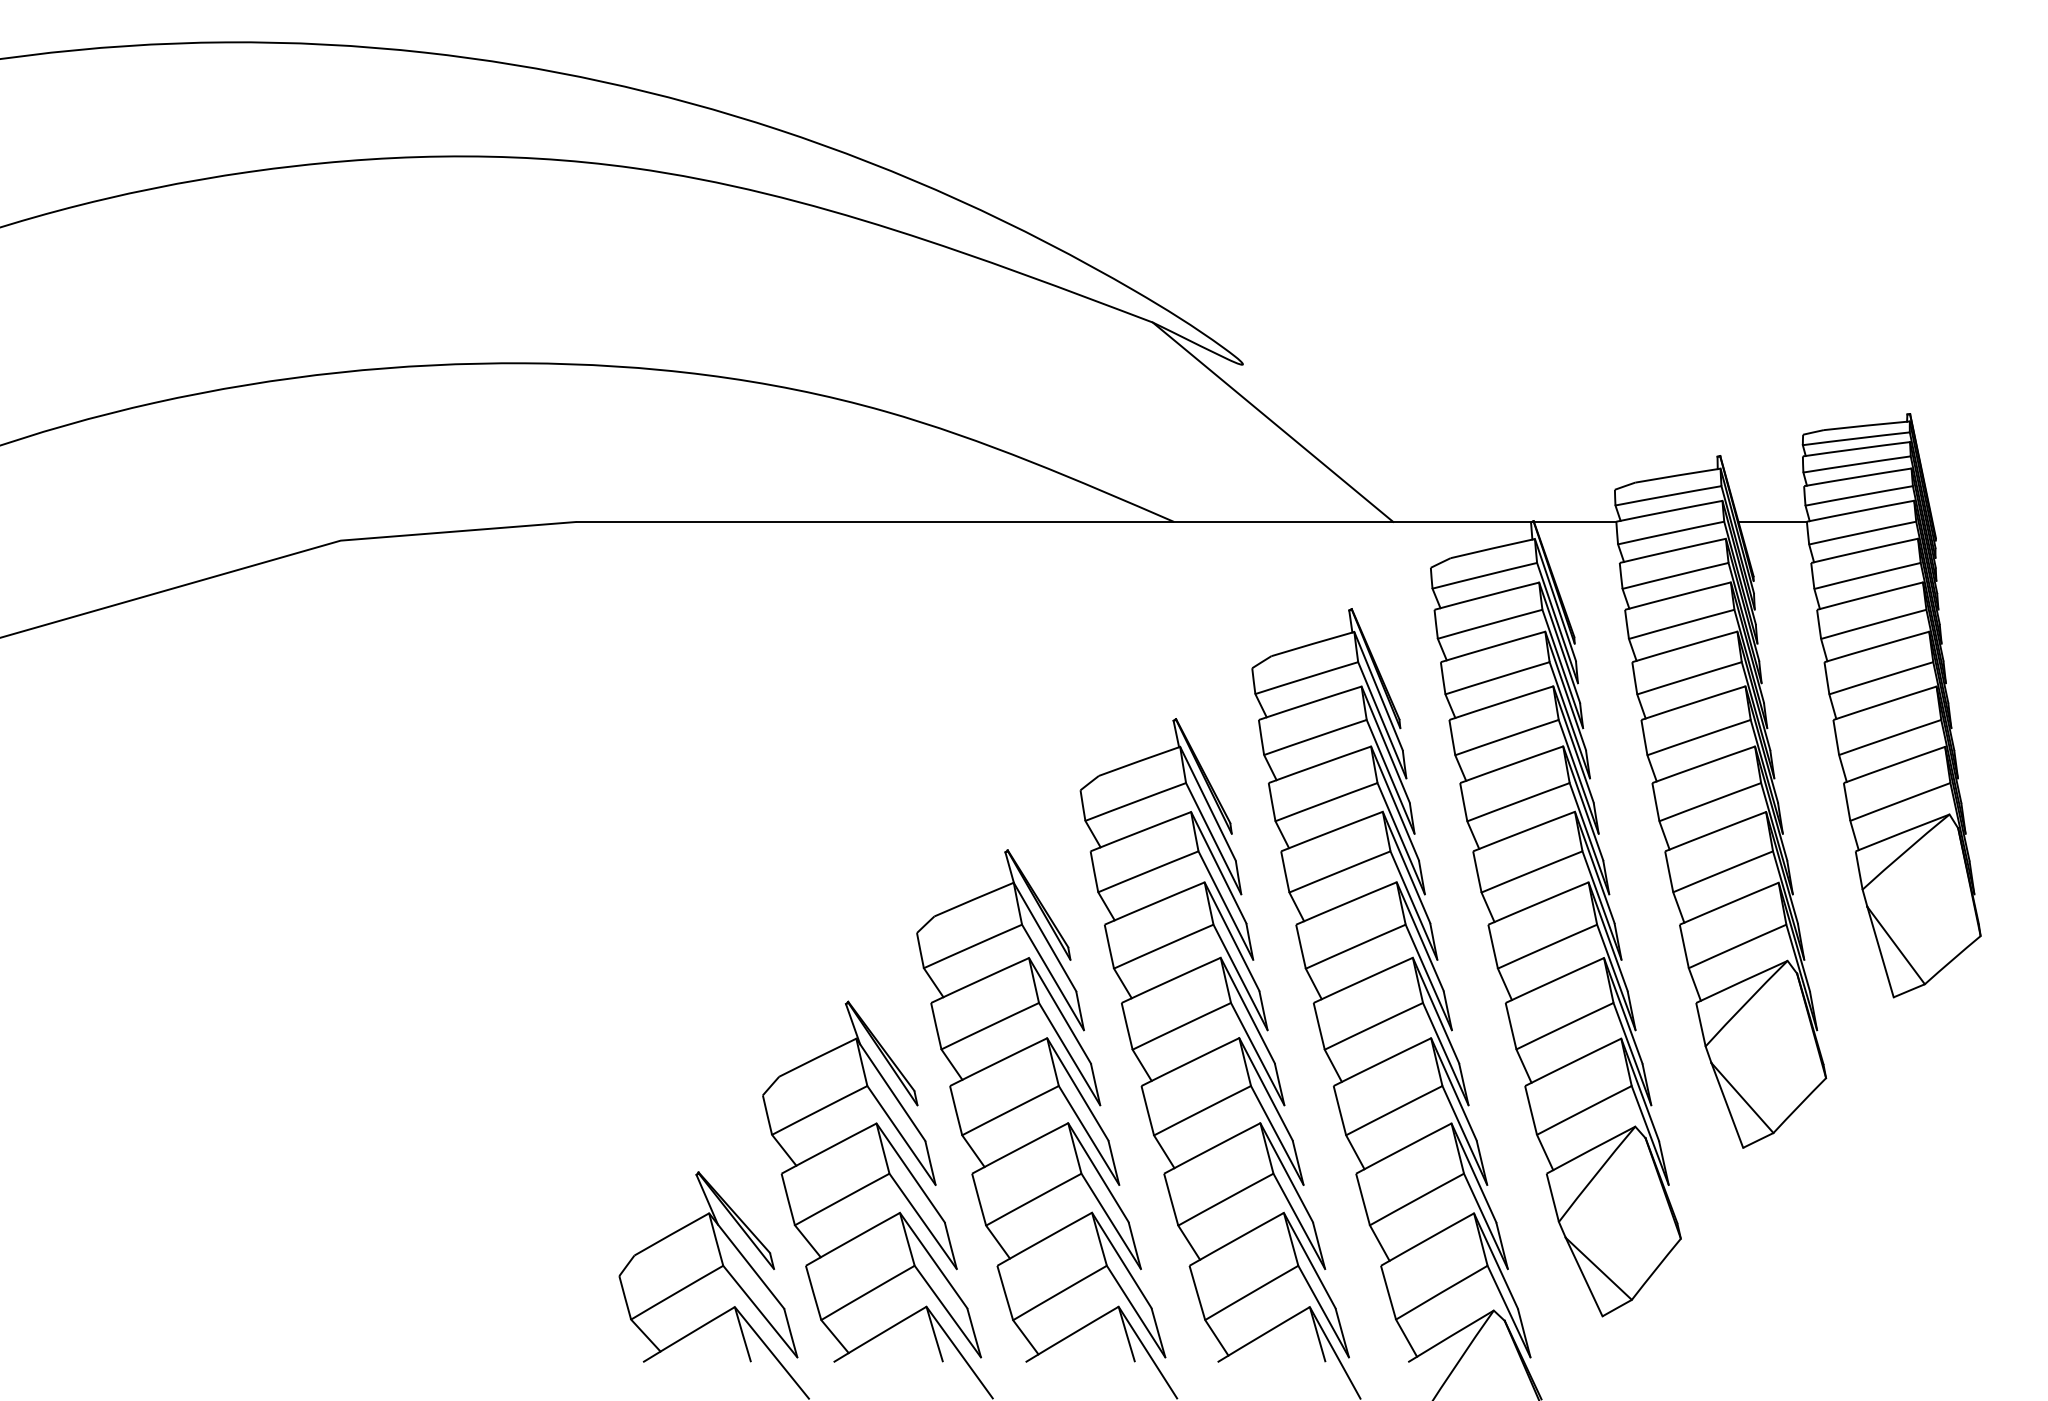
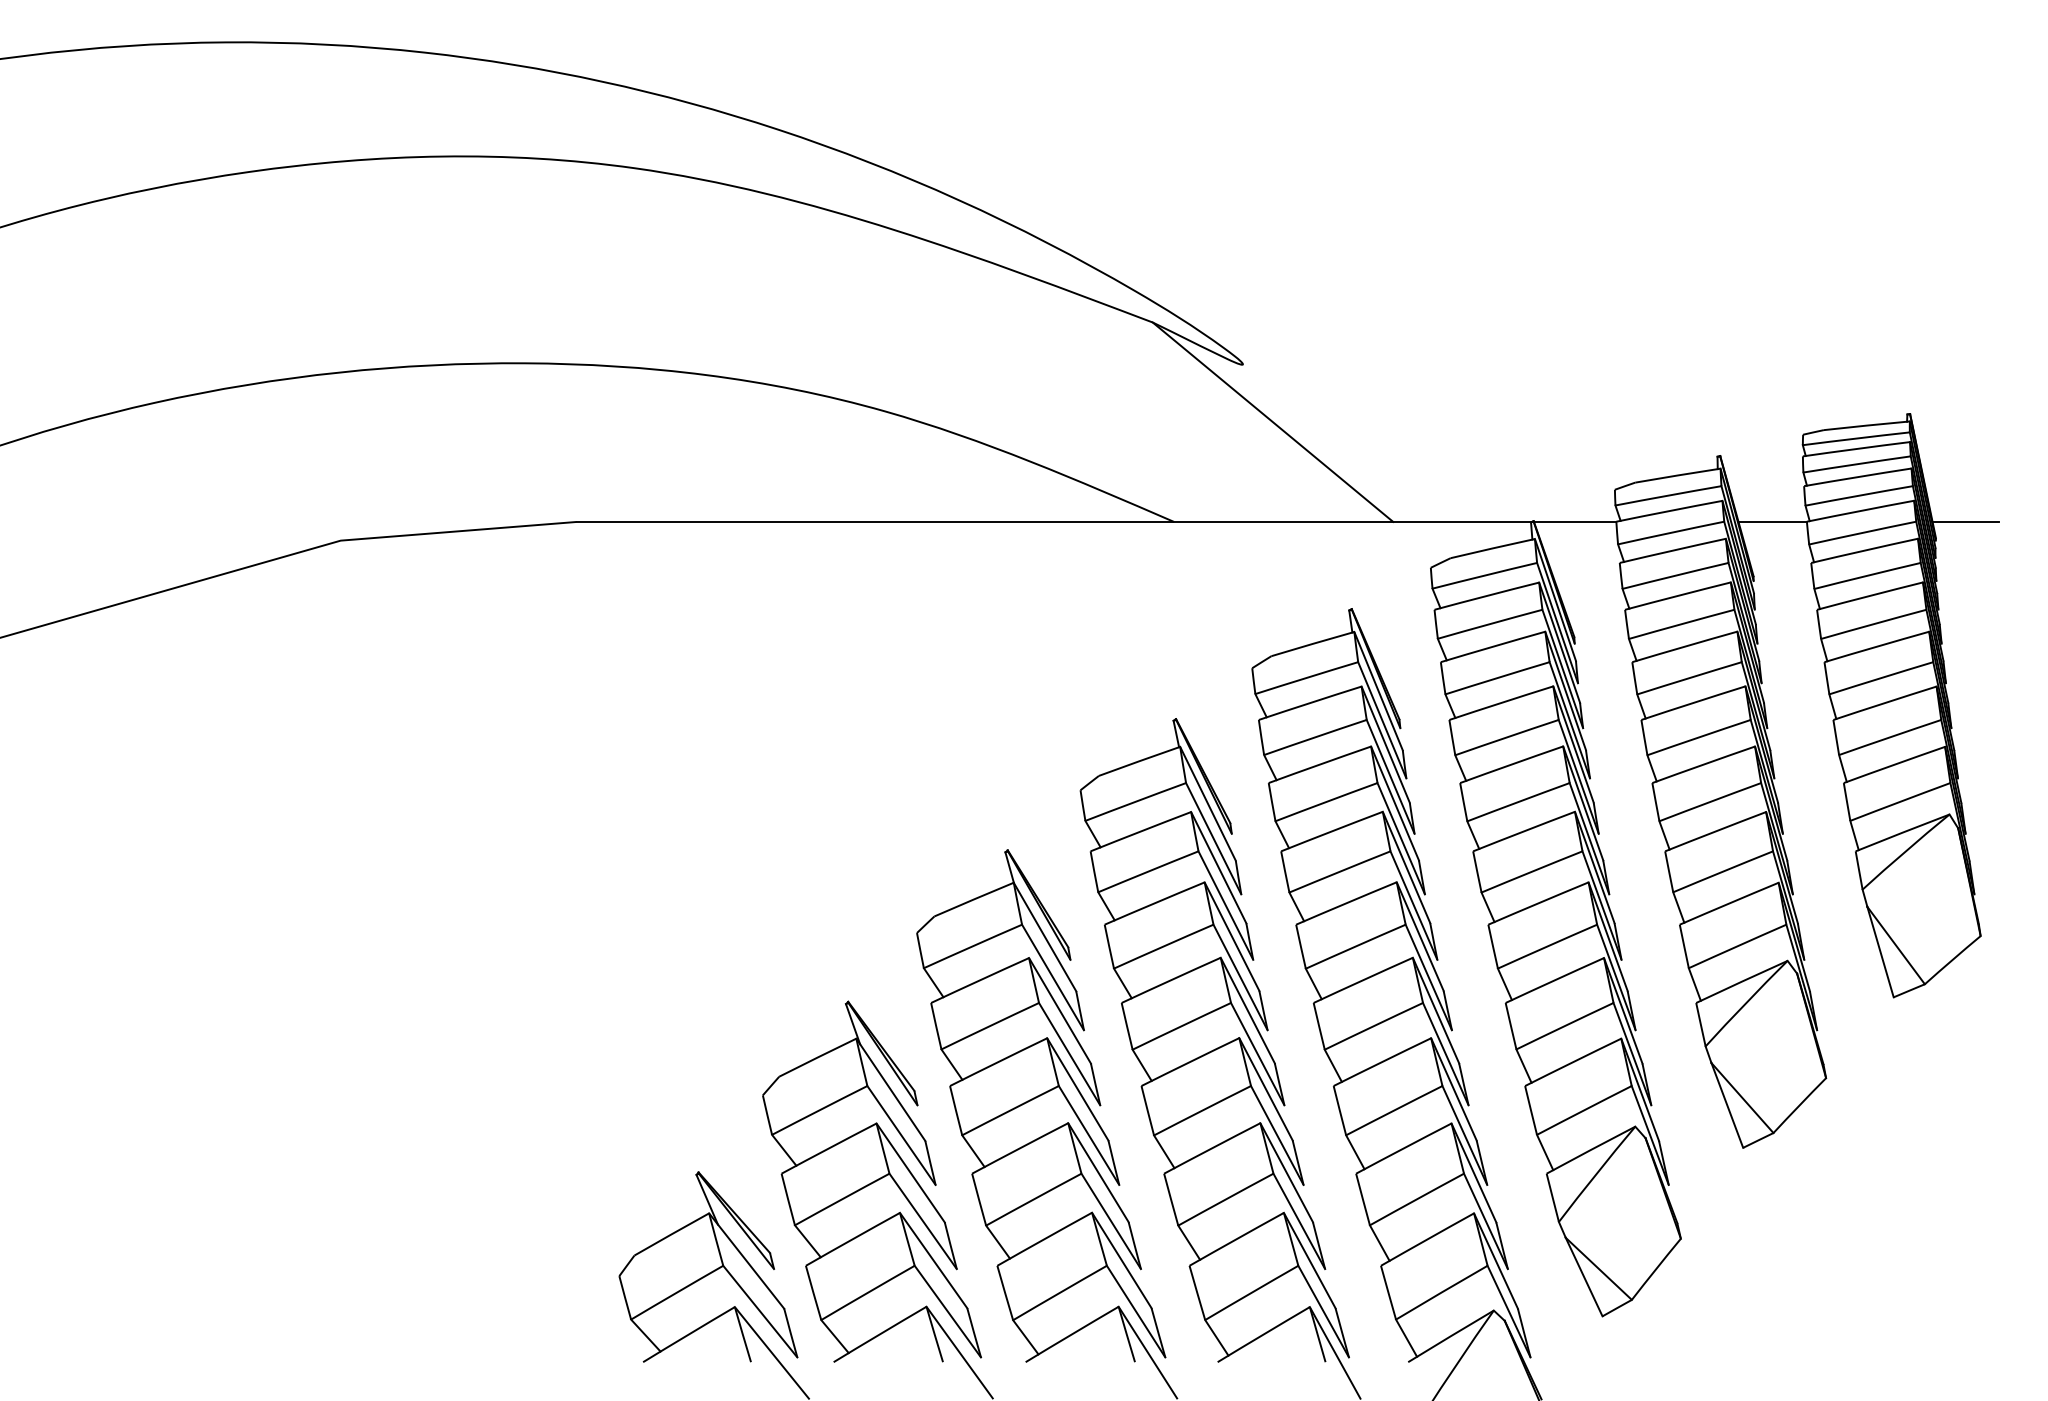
line: none -> present (1965, 521)
